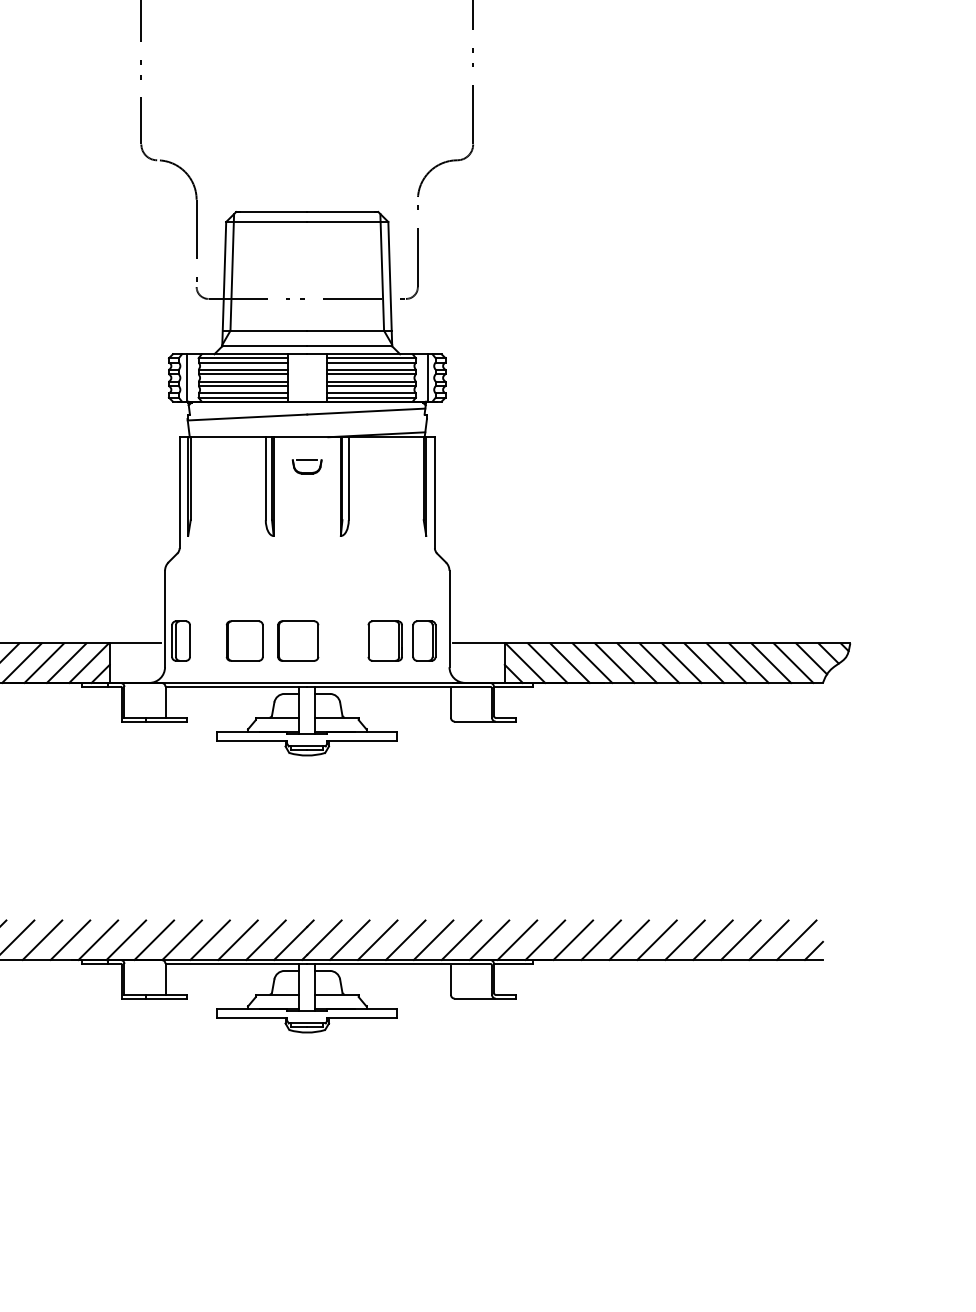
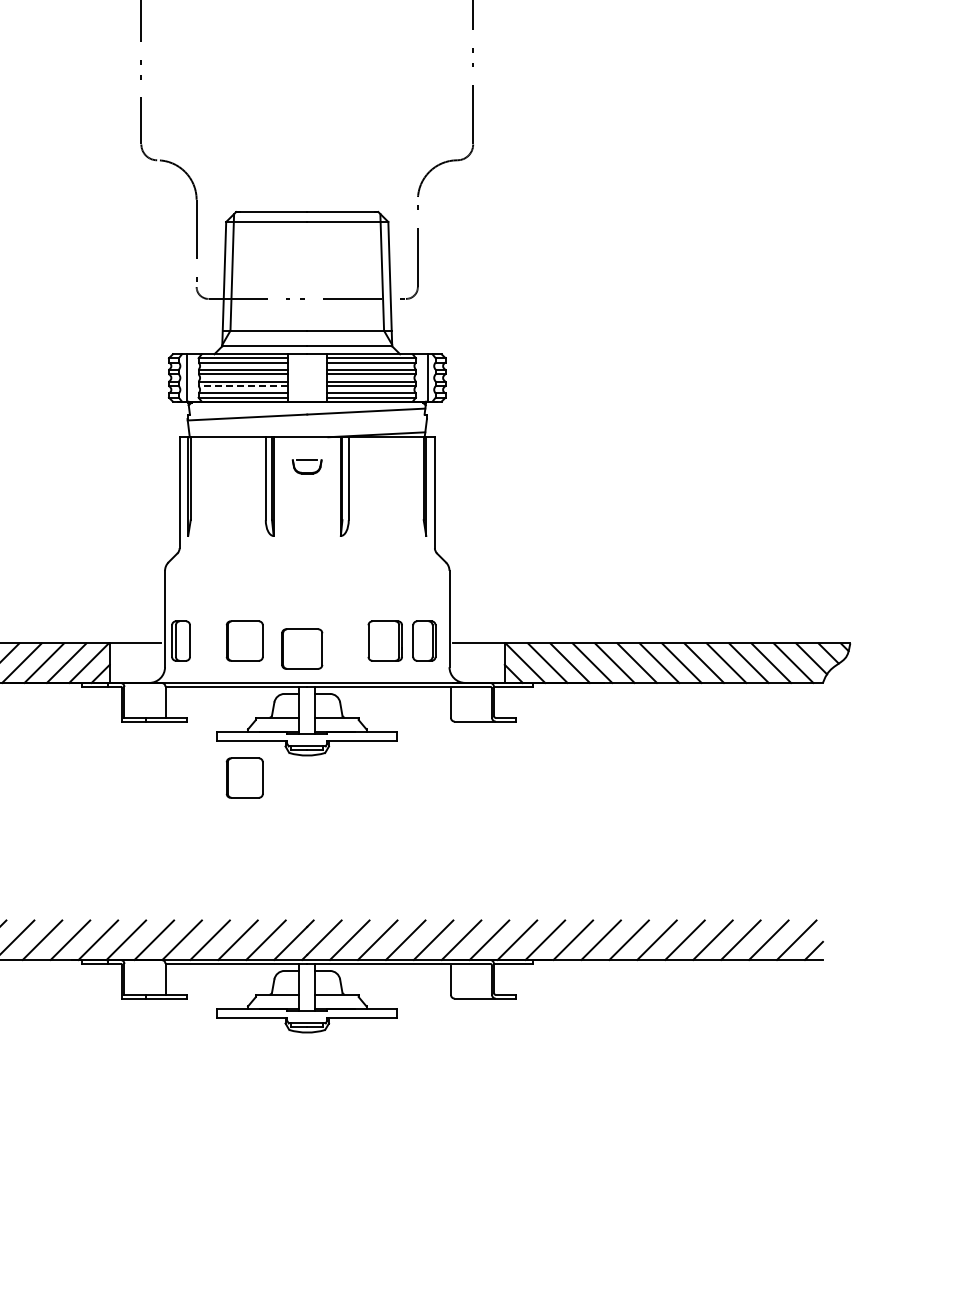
line: solid -> dashed (242, 386)
part position: (298, 640) -> (302, 648) (302, 648)
part: none -> present (244, 777)
